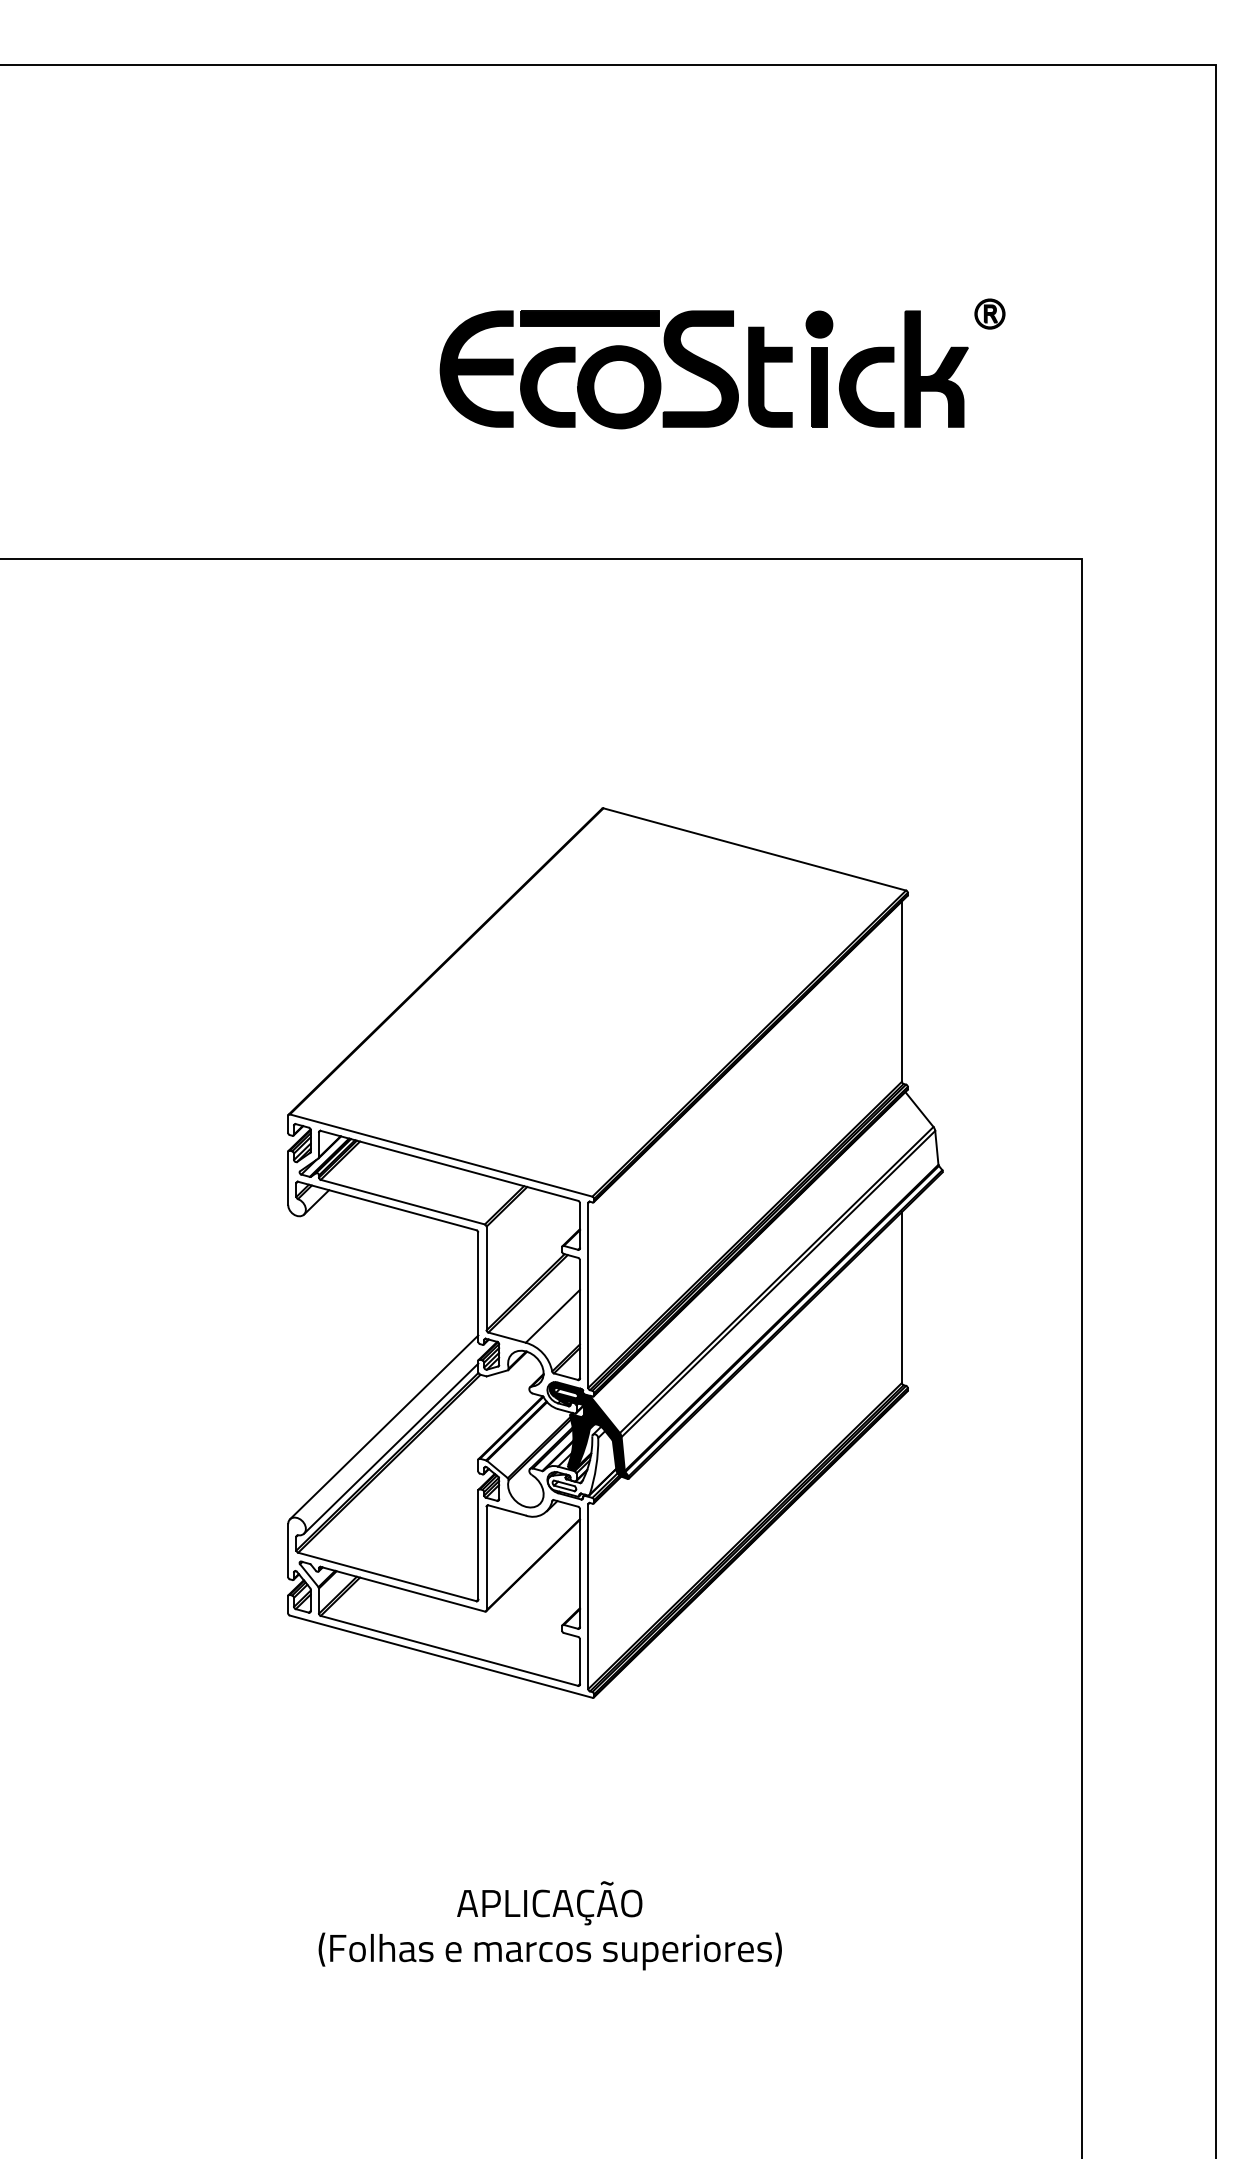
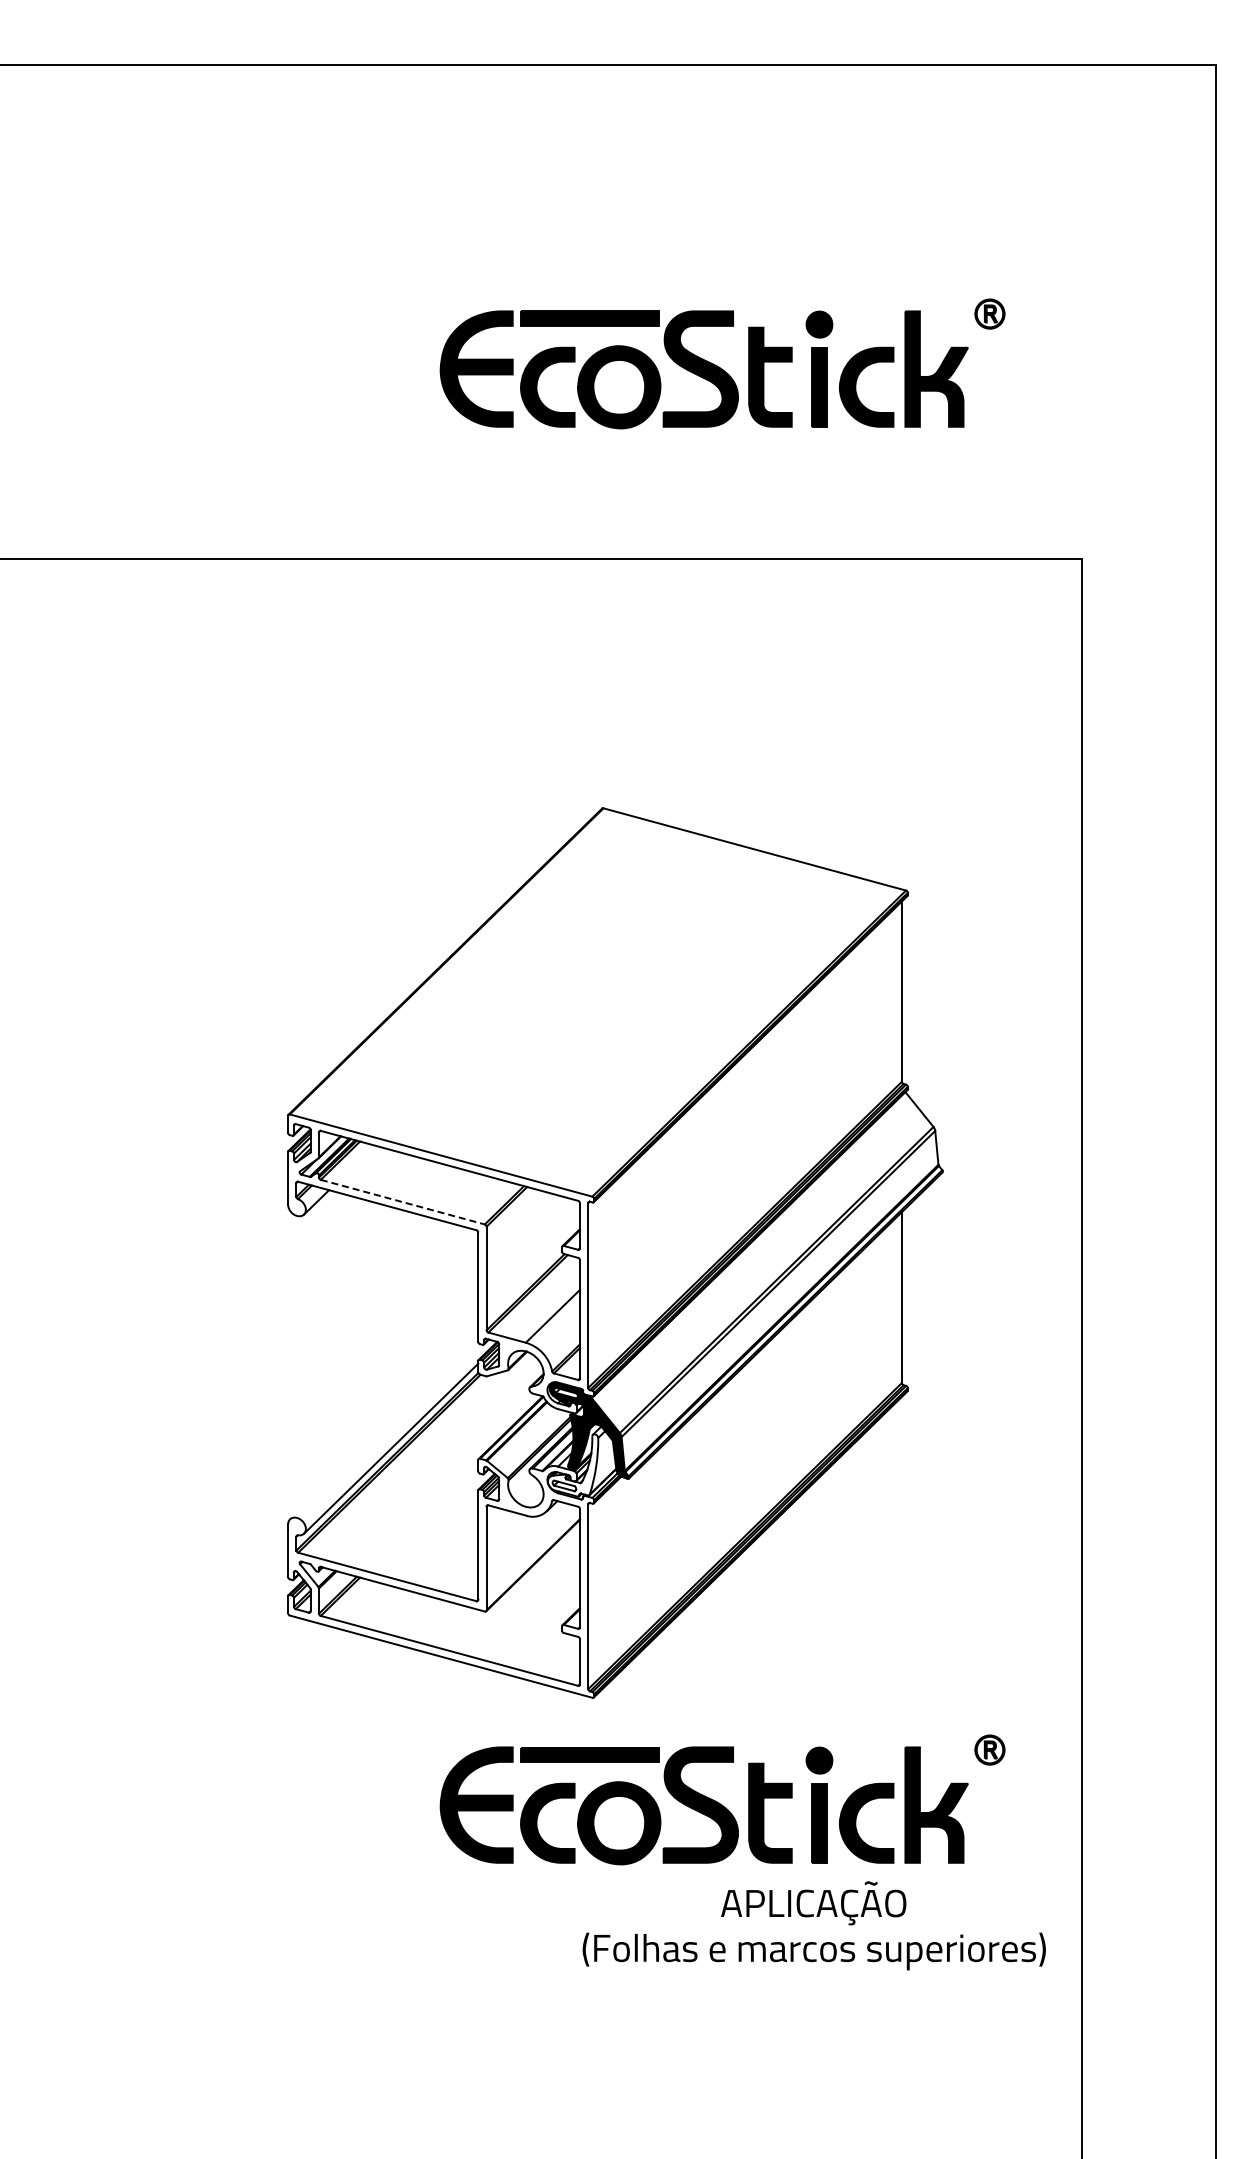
line: solid -> dashed (402, 1202)
line: present -> none (384, 1427)
part: none -> present (722, 1799)
text position: (549, 1925) -> (813, 1925) (813, 1925)
